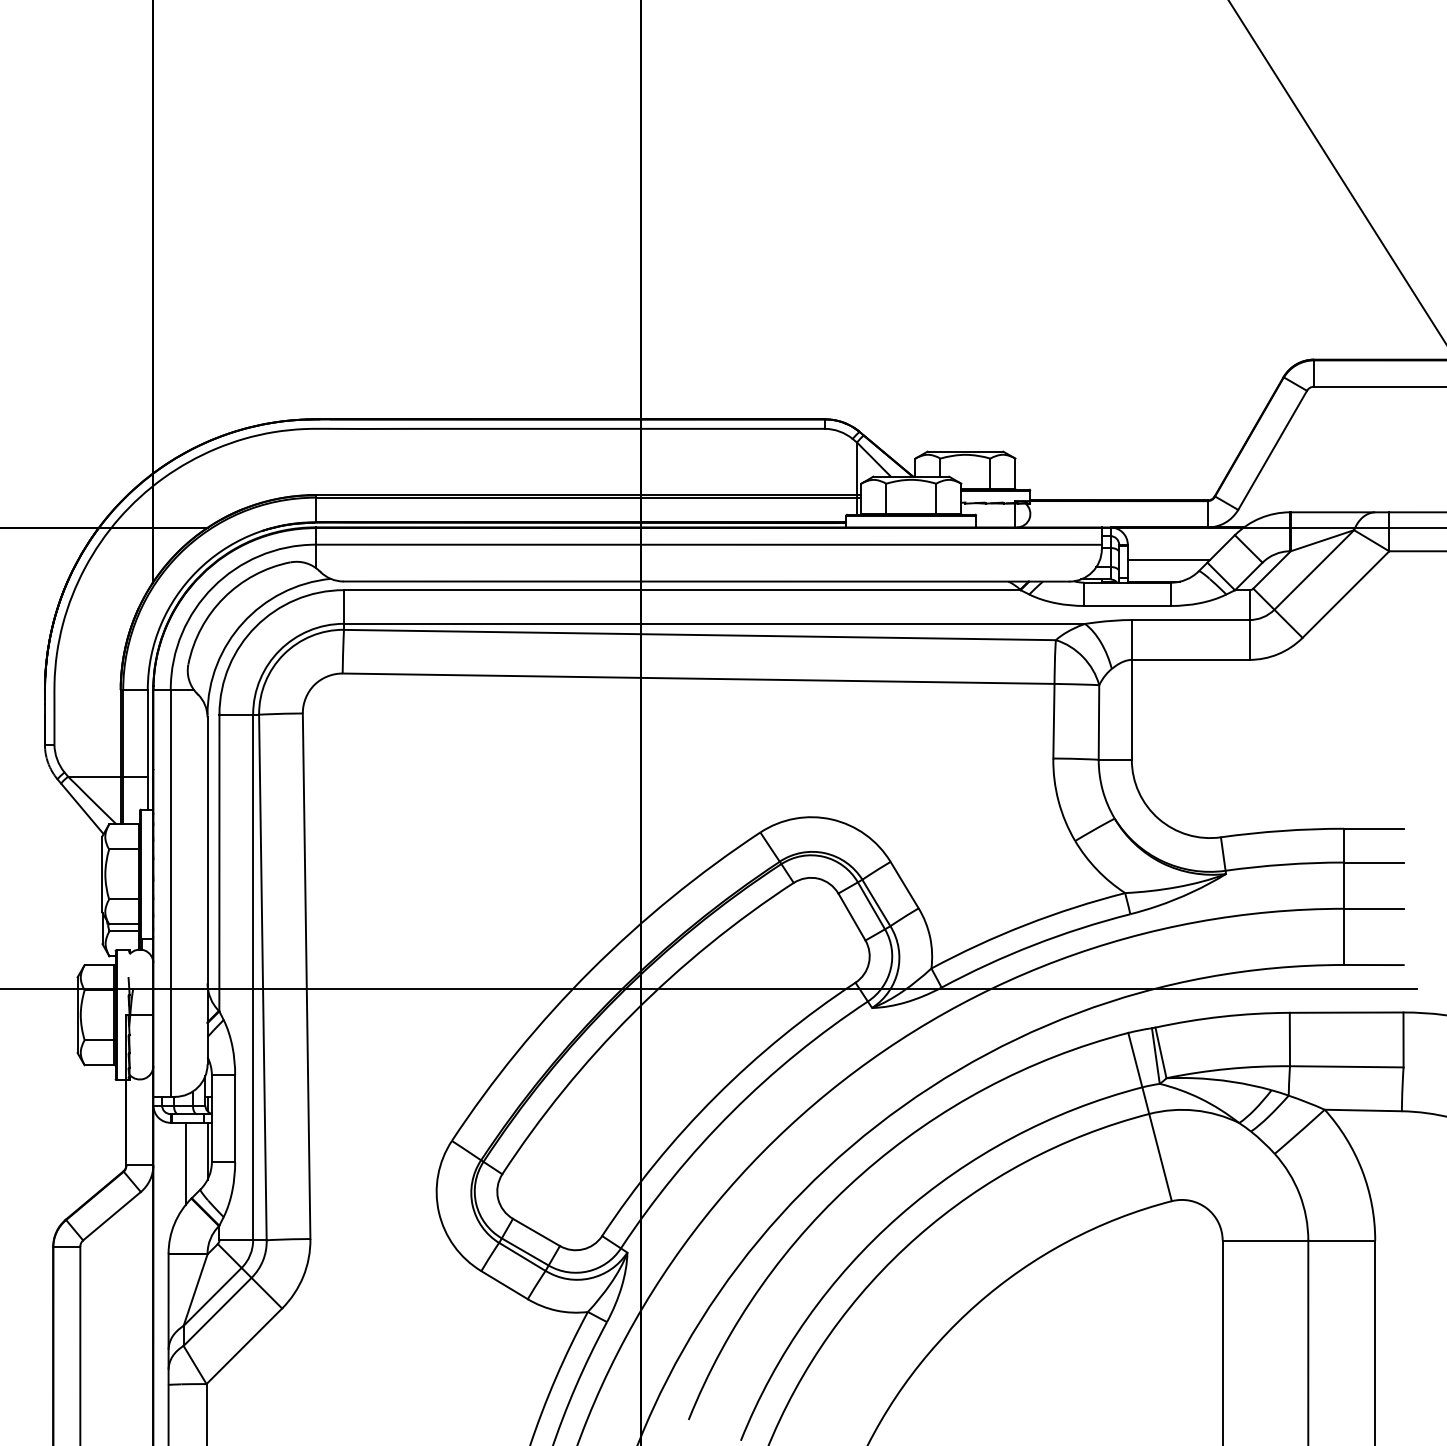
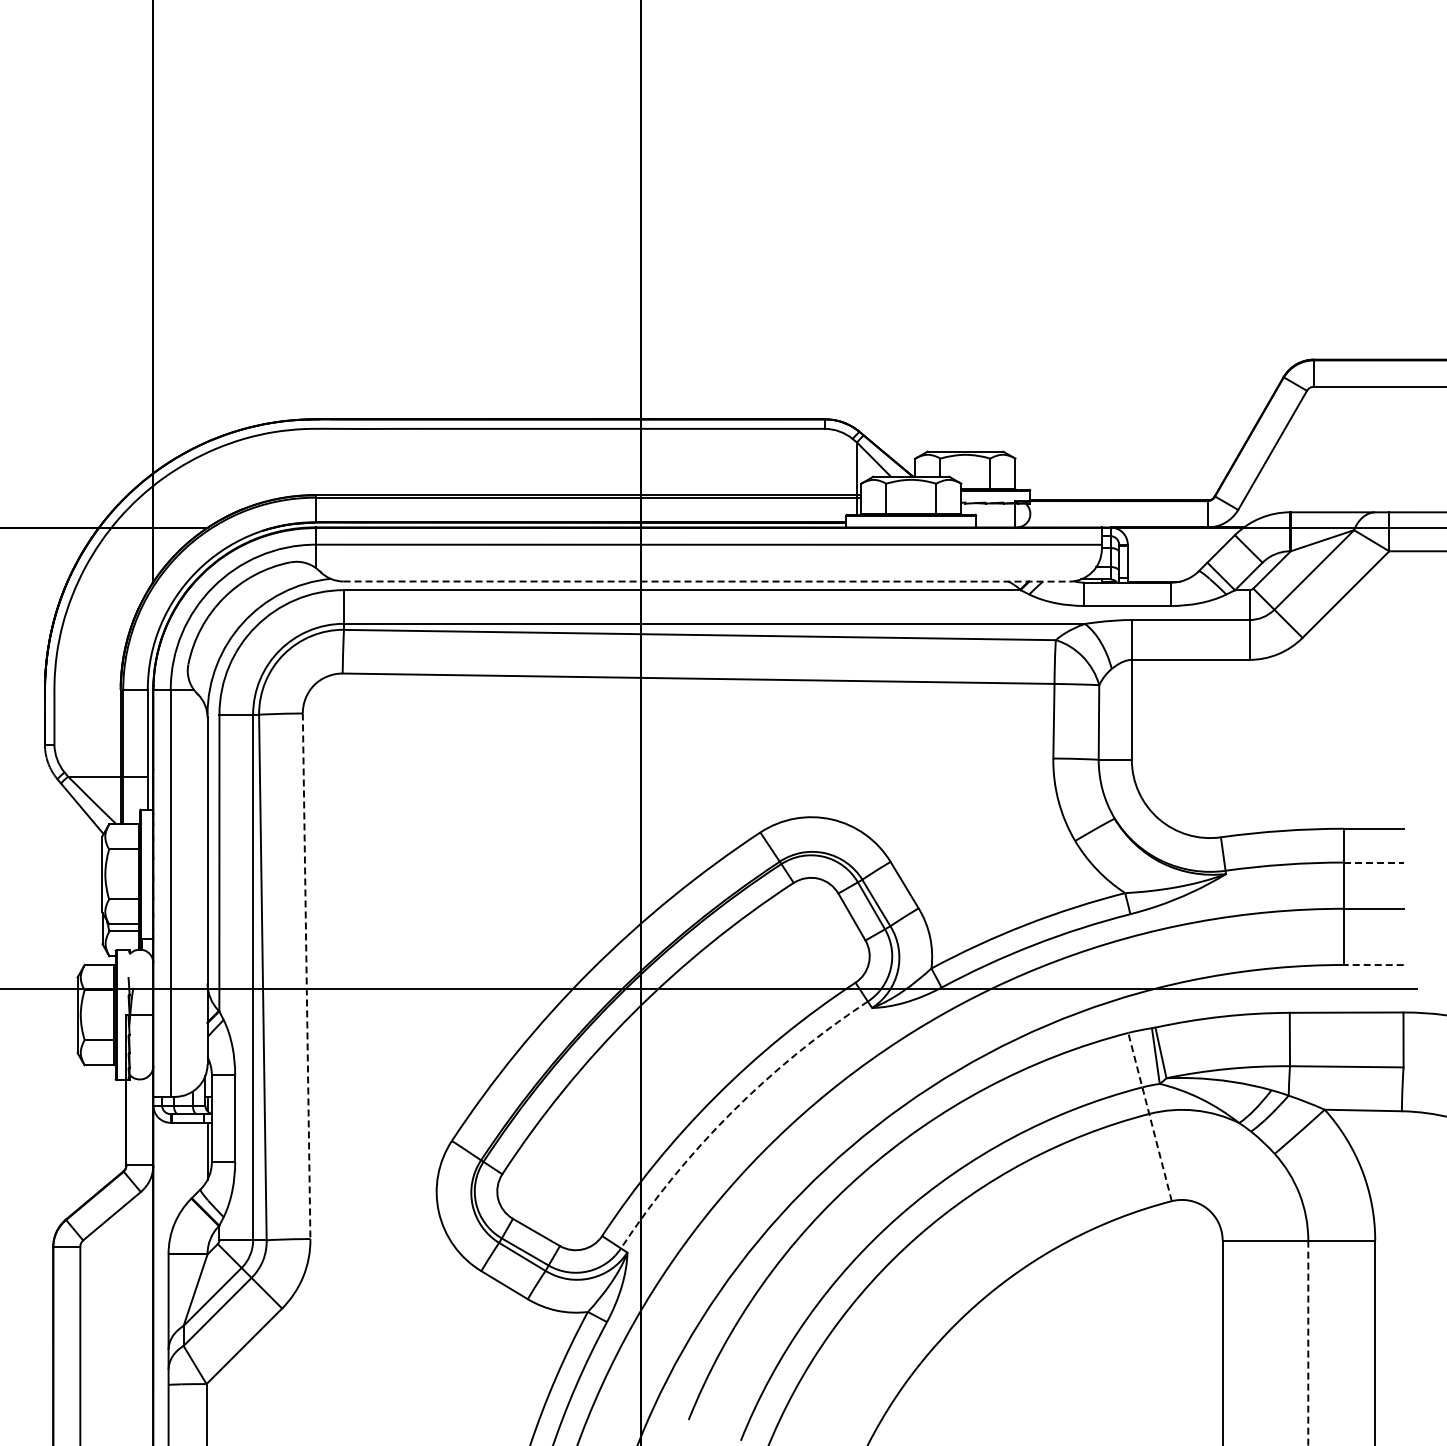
line: present -> none (1336, 171)
line: present -> none (1168, 559)
line: solid -> dashed (706, 581)
line: solid -> dashed (1374, 862)
line: solid -> dashed (1374, 965)
line: solid -> dashed (306, 976)
arc: solid -> dashed (731, 1112)
line: solid -> dashed (1150, 1116)
line: present -> none (185, 1163)
line: solid -> dashed (1308, 1343)
